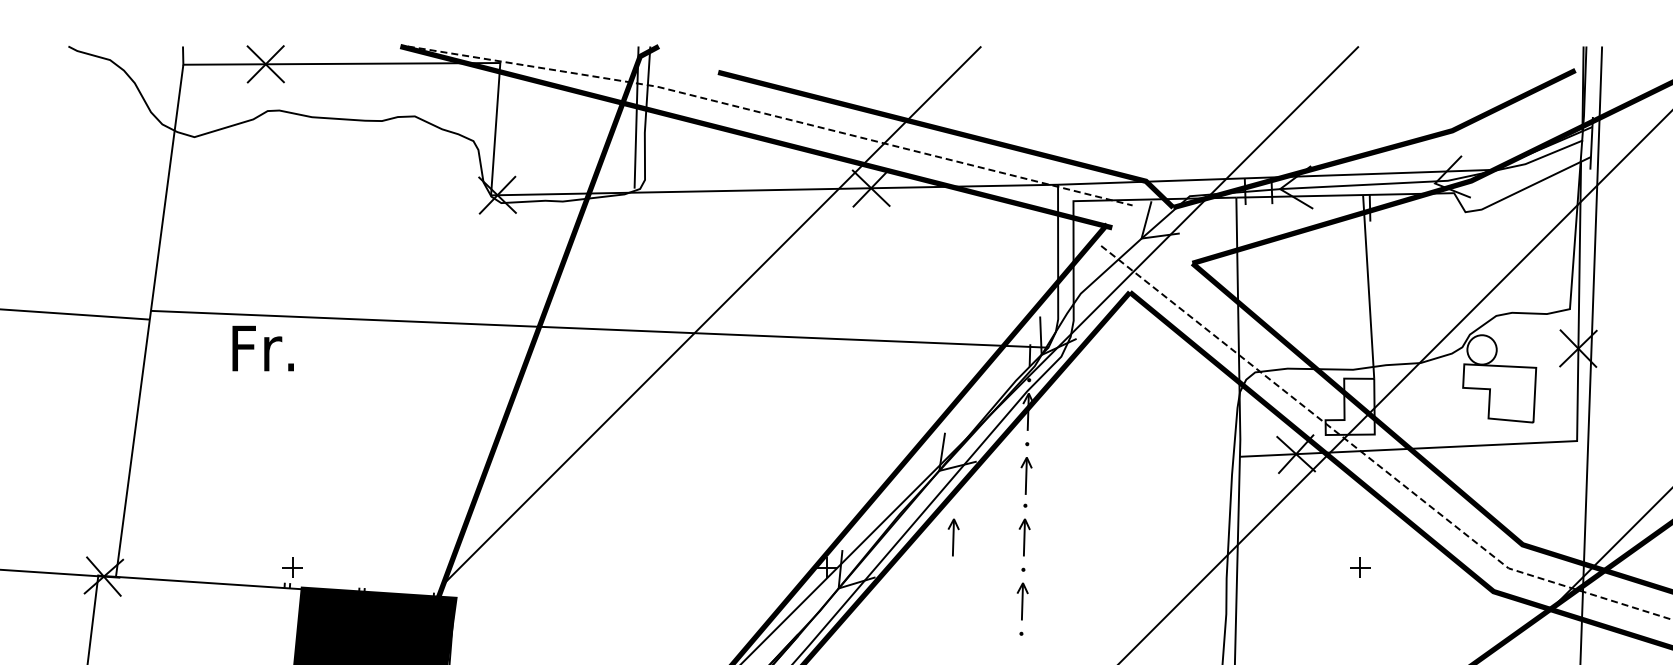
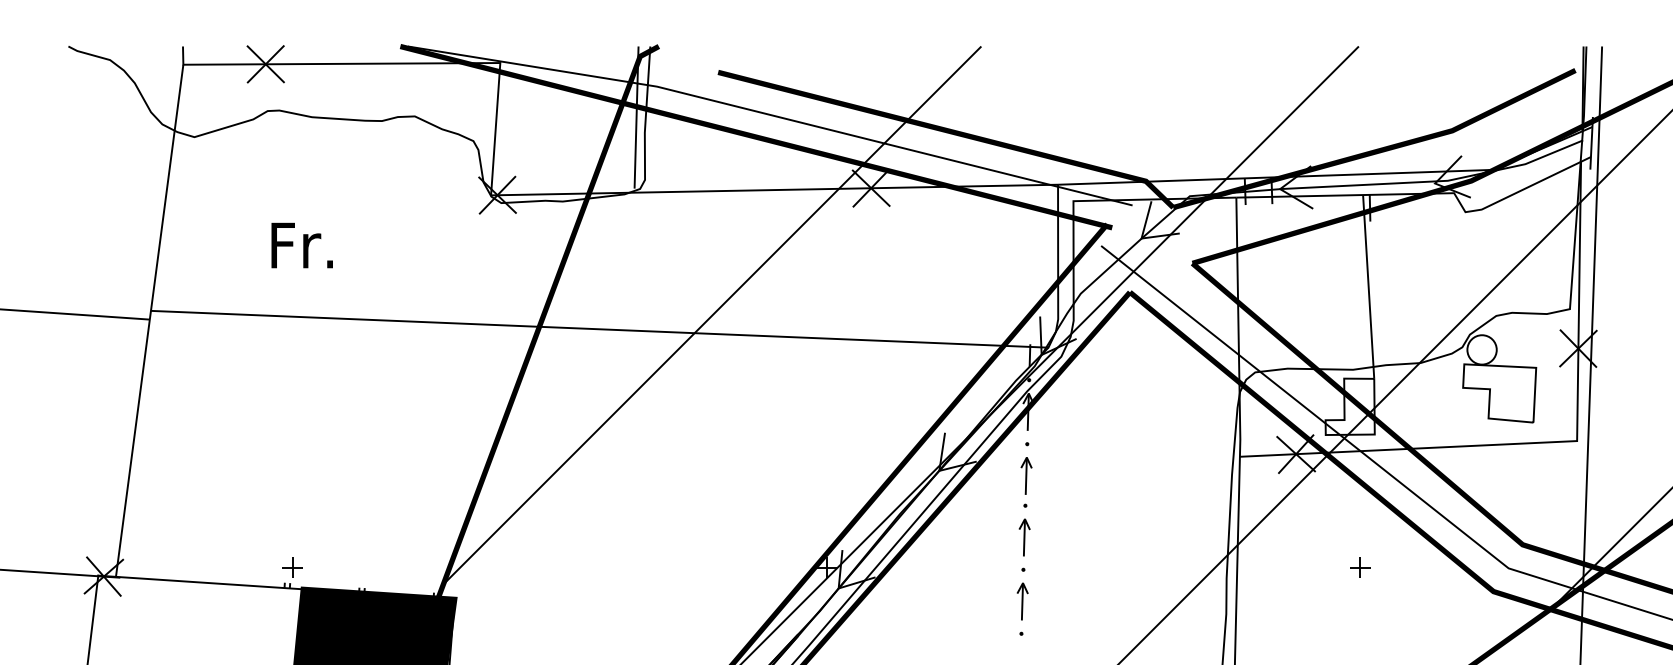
line: dashed -> solid (772, 115)
text position: (262, 348) -> (301, 245) (301, 245)
line: dashed -> solid (1373, 461)
part: present -> none (953, 537)
